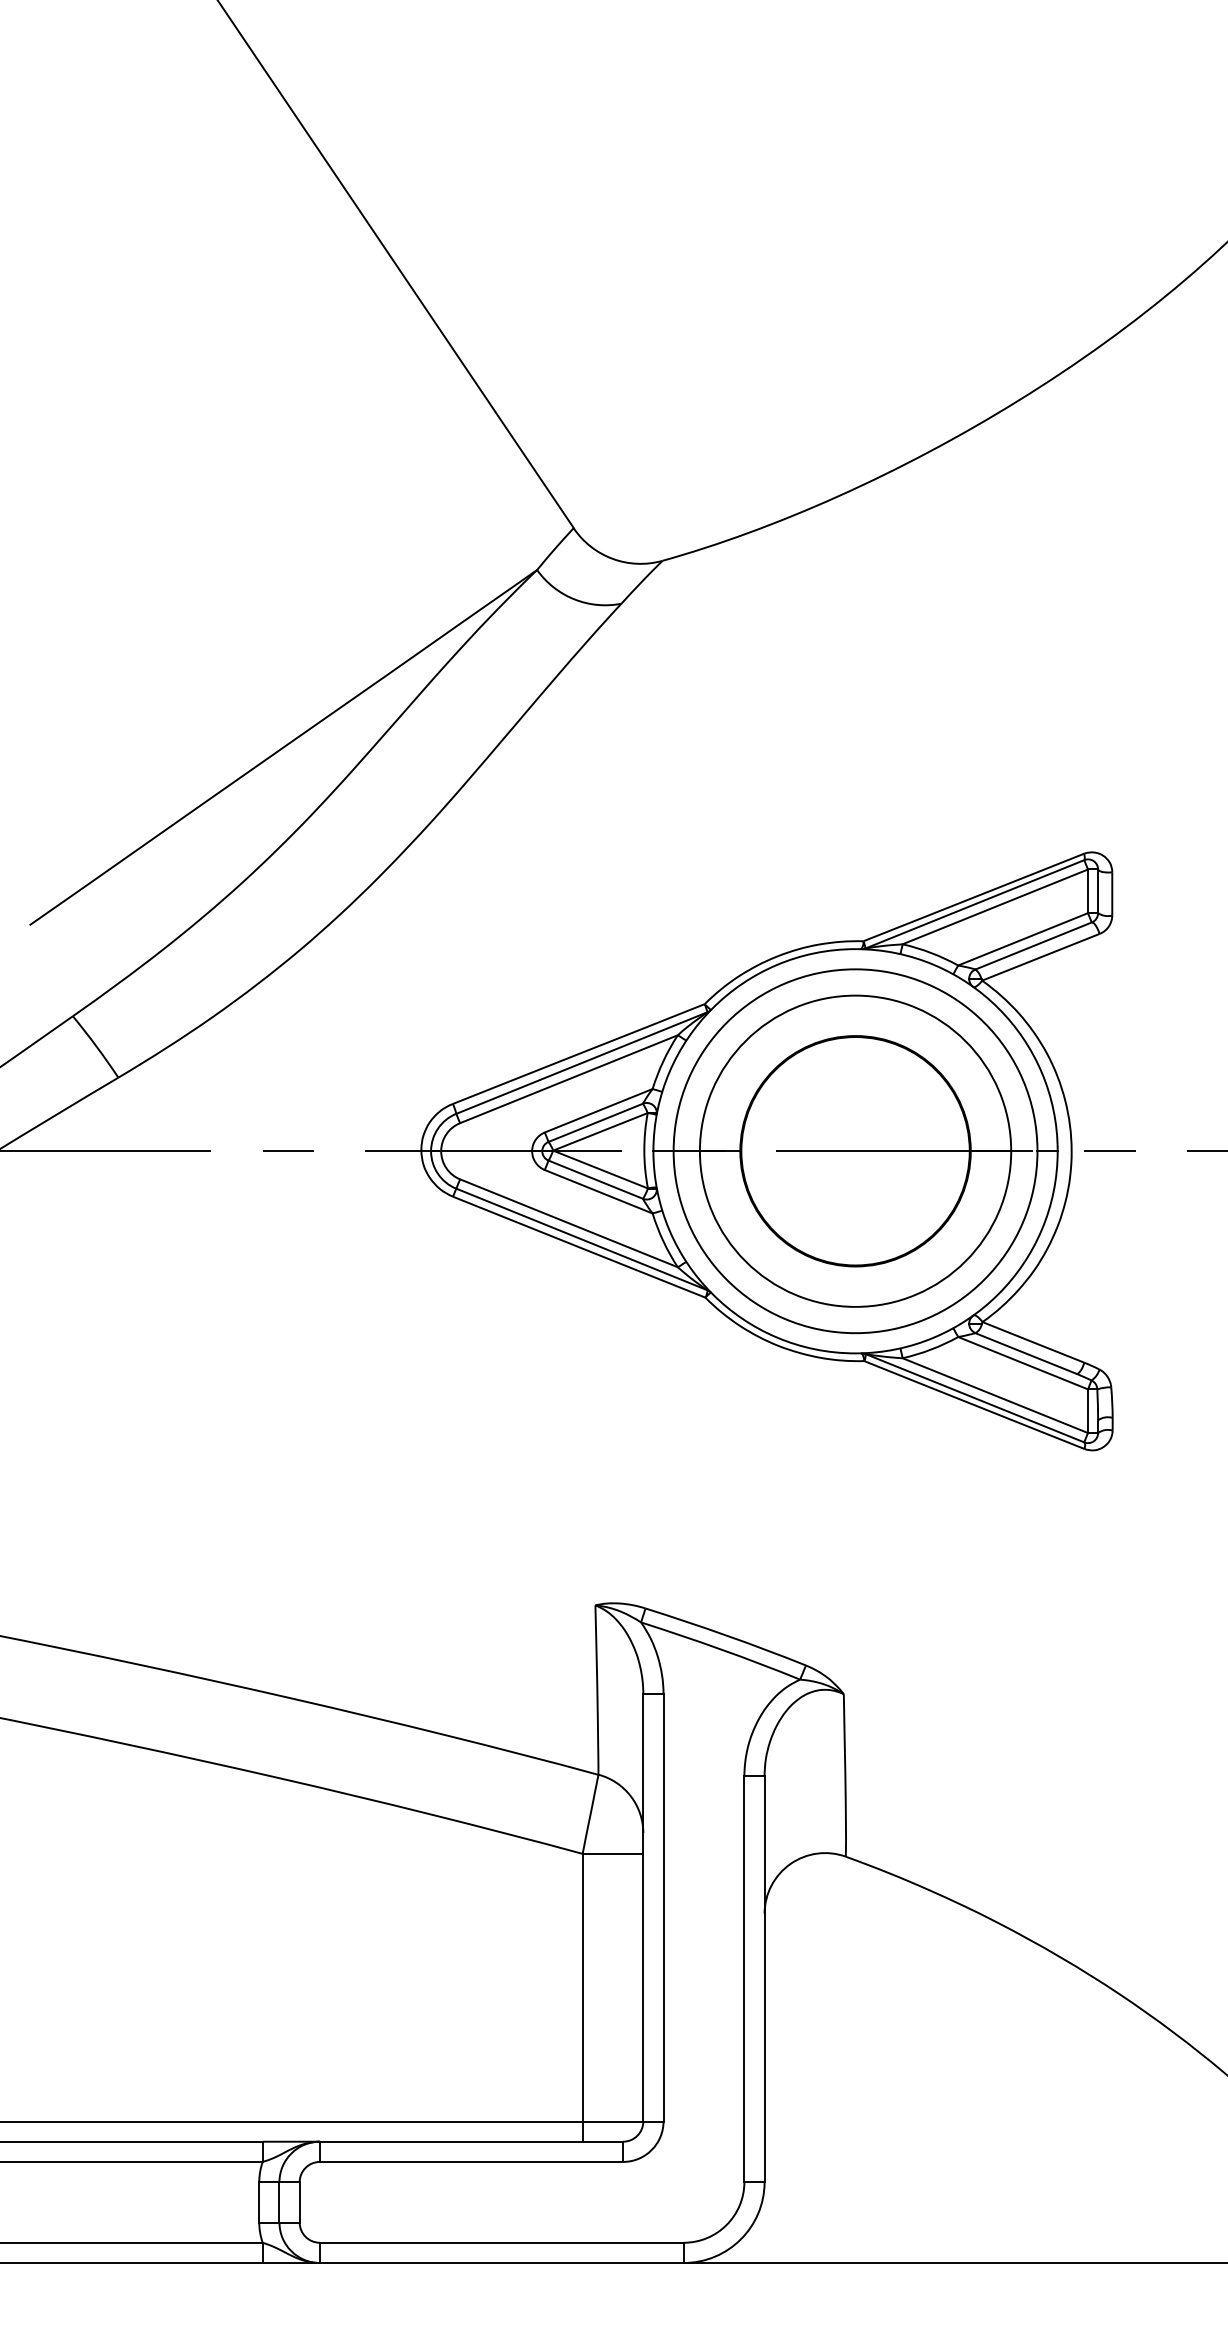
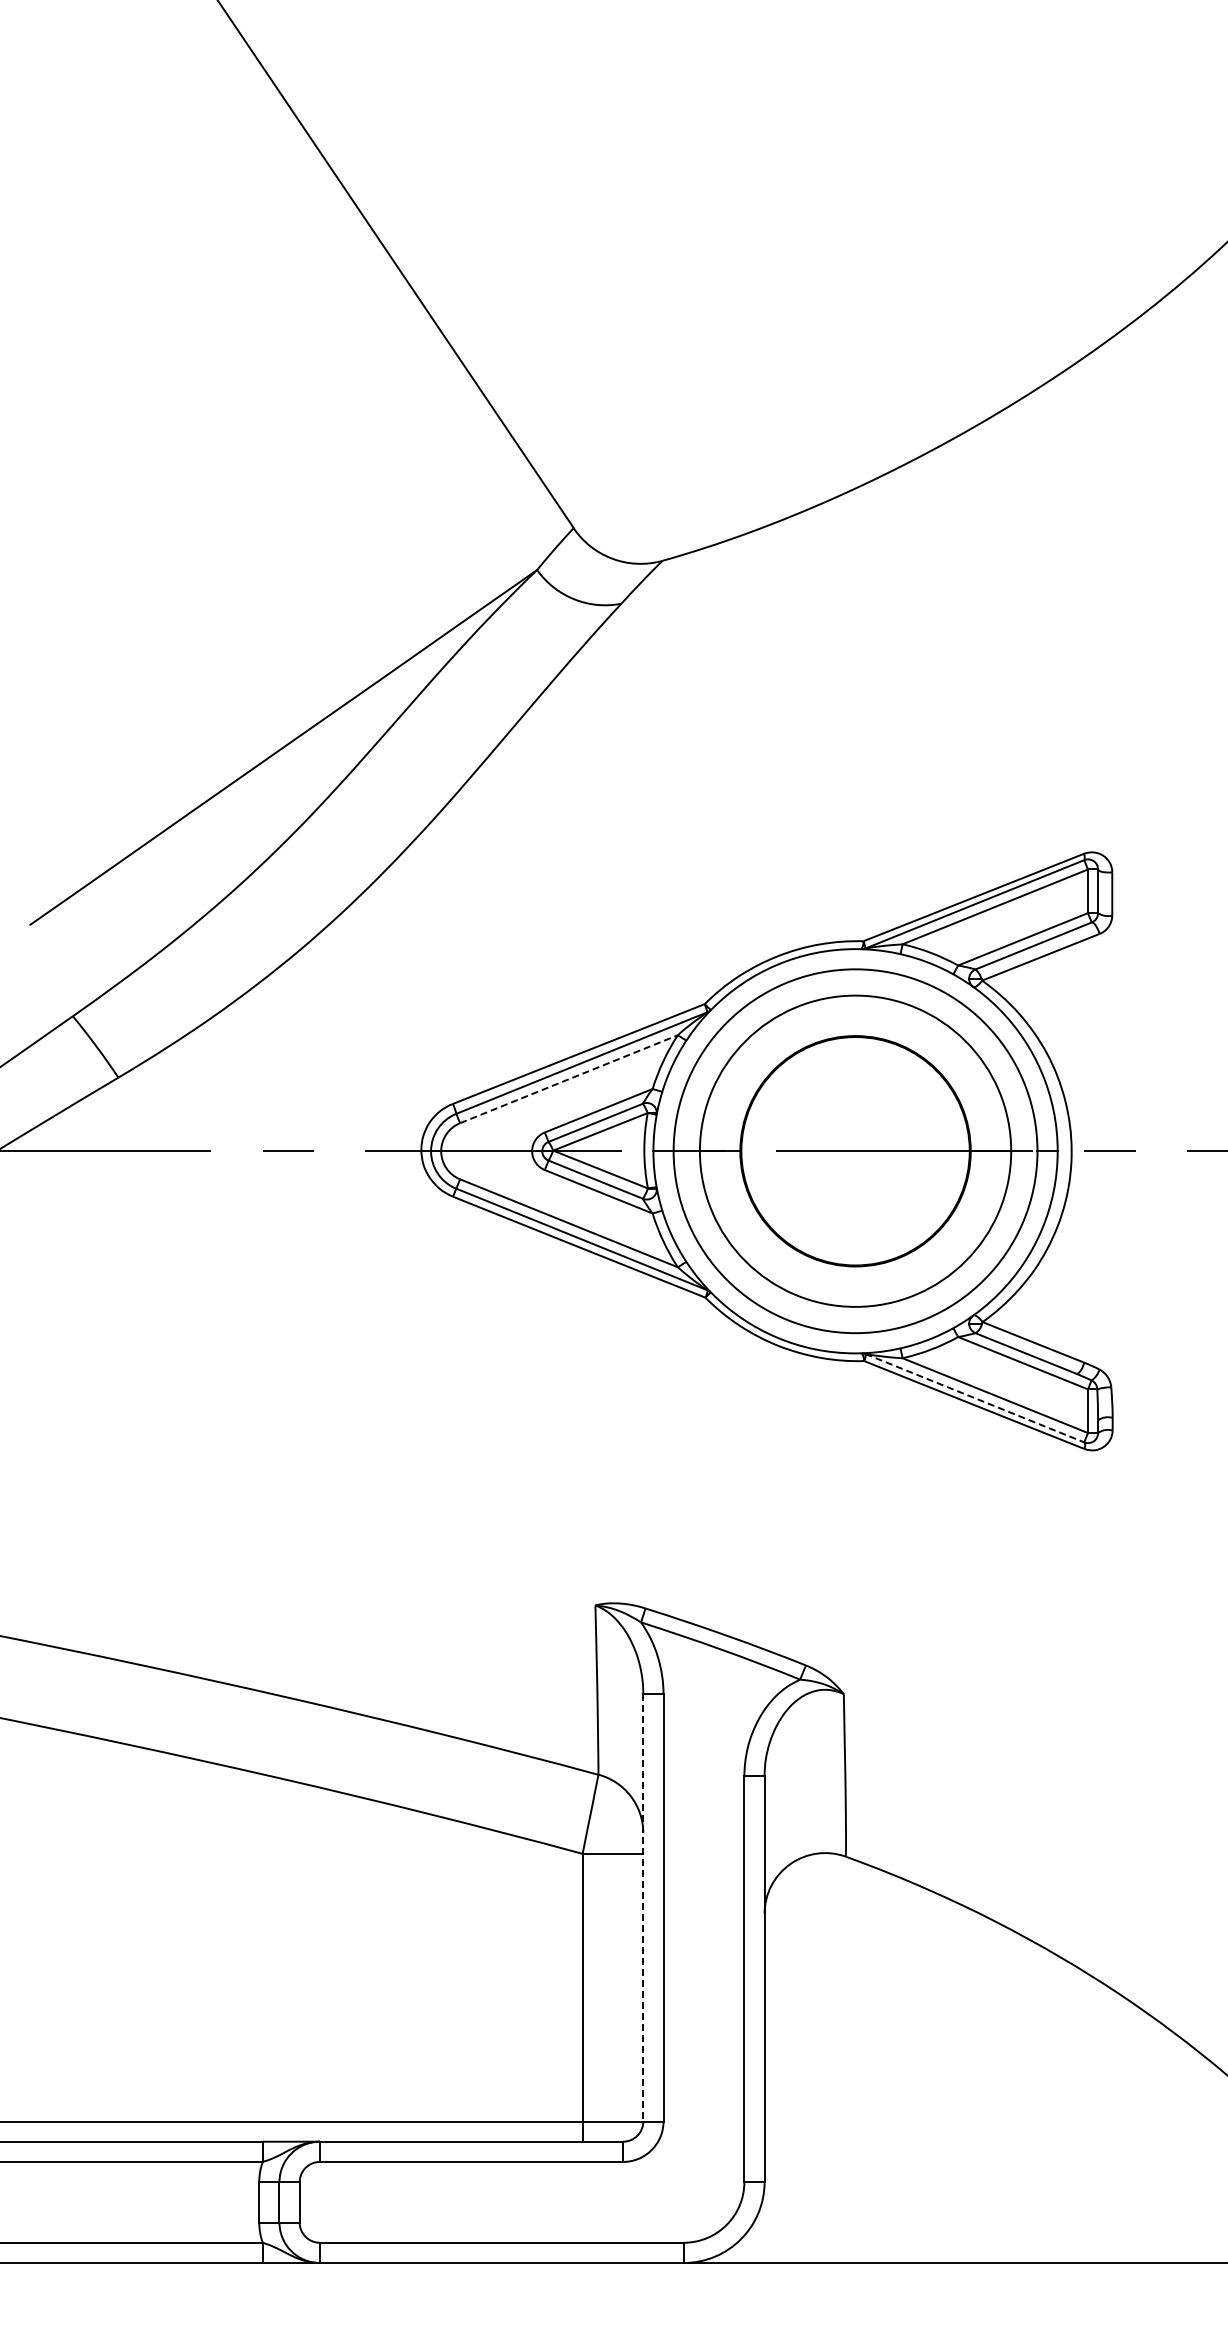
line: solid -> dashed (569, 1079)
line: solid -> dashed (974, 1398)
line: solid -> dashed (643, 1907)
